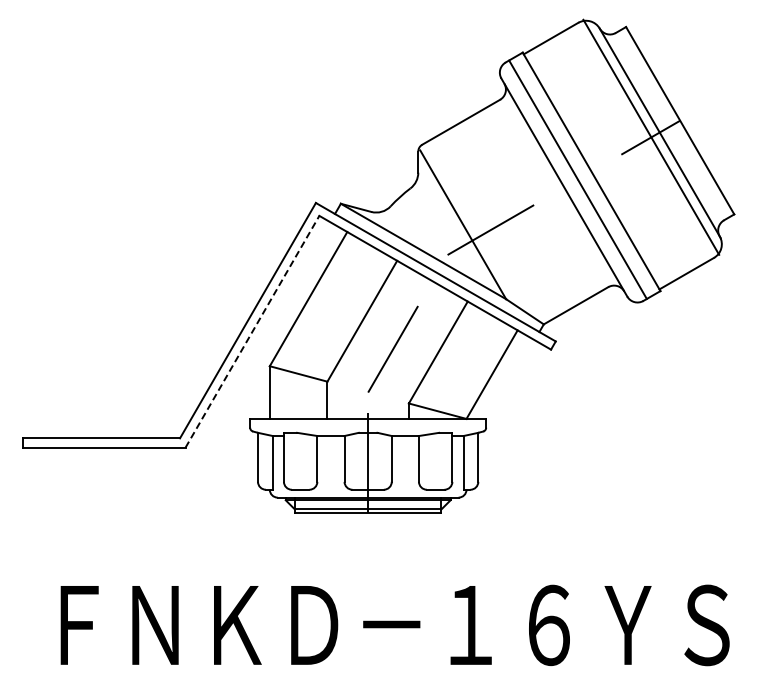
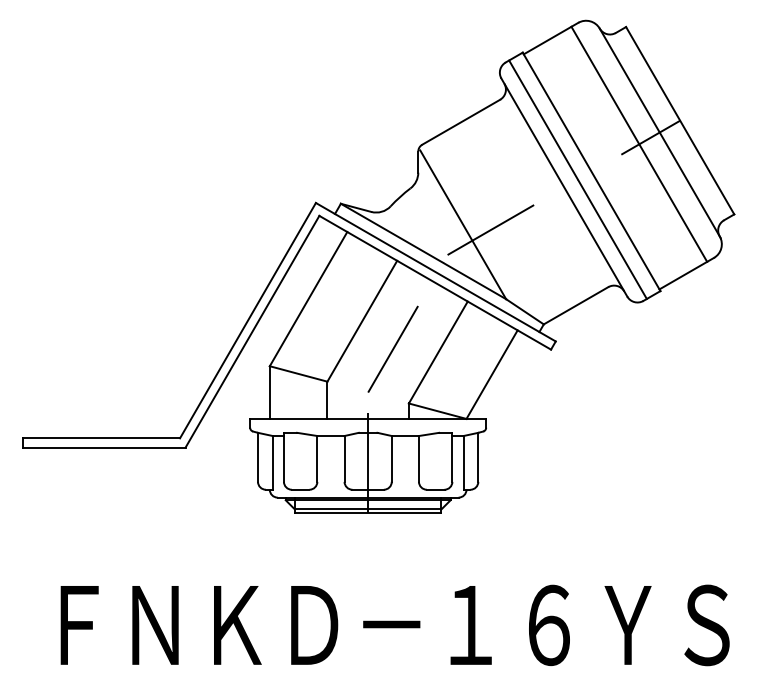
line position: (651, 136) -> (639, 143) (639, 143)
line: dashed -> solid (252, 331)
